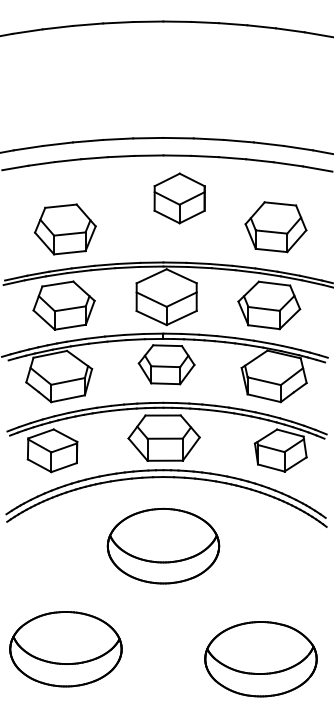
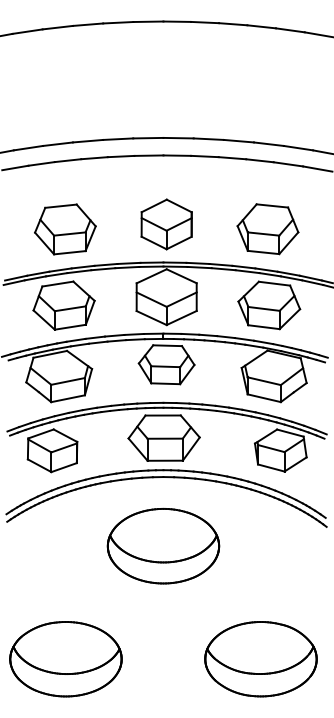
part position: (179, 198) -> (166, 224) (166, 224)
part position: (275, 227) -> (267, 229) (267, 229)
part position: (65, 649) -> (65, 659) (65, 659)
